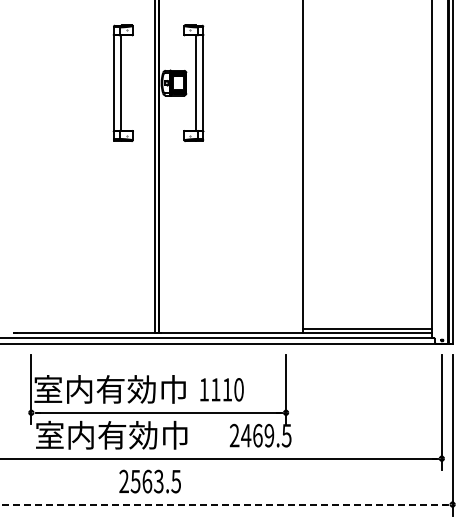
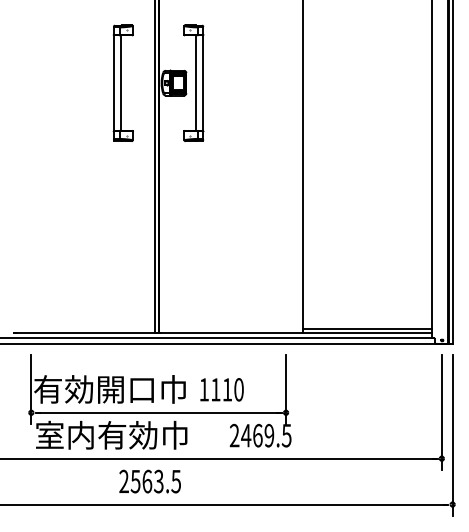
text: 室内有効巾 -> 有効開口巾 (94, 389)
line: dashed -> solid (223, 504)
